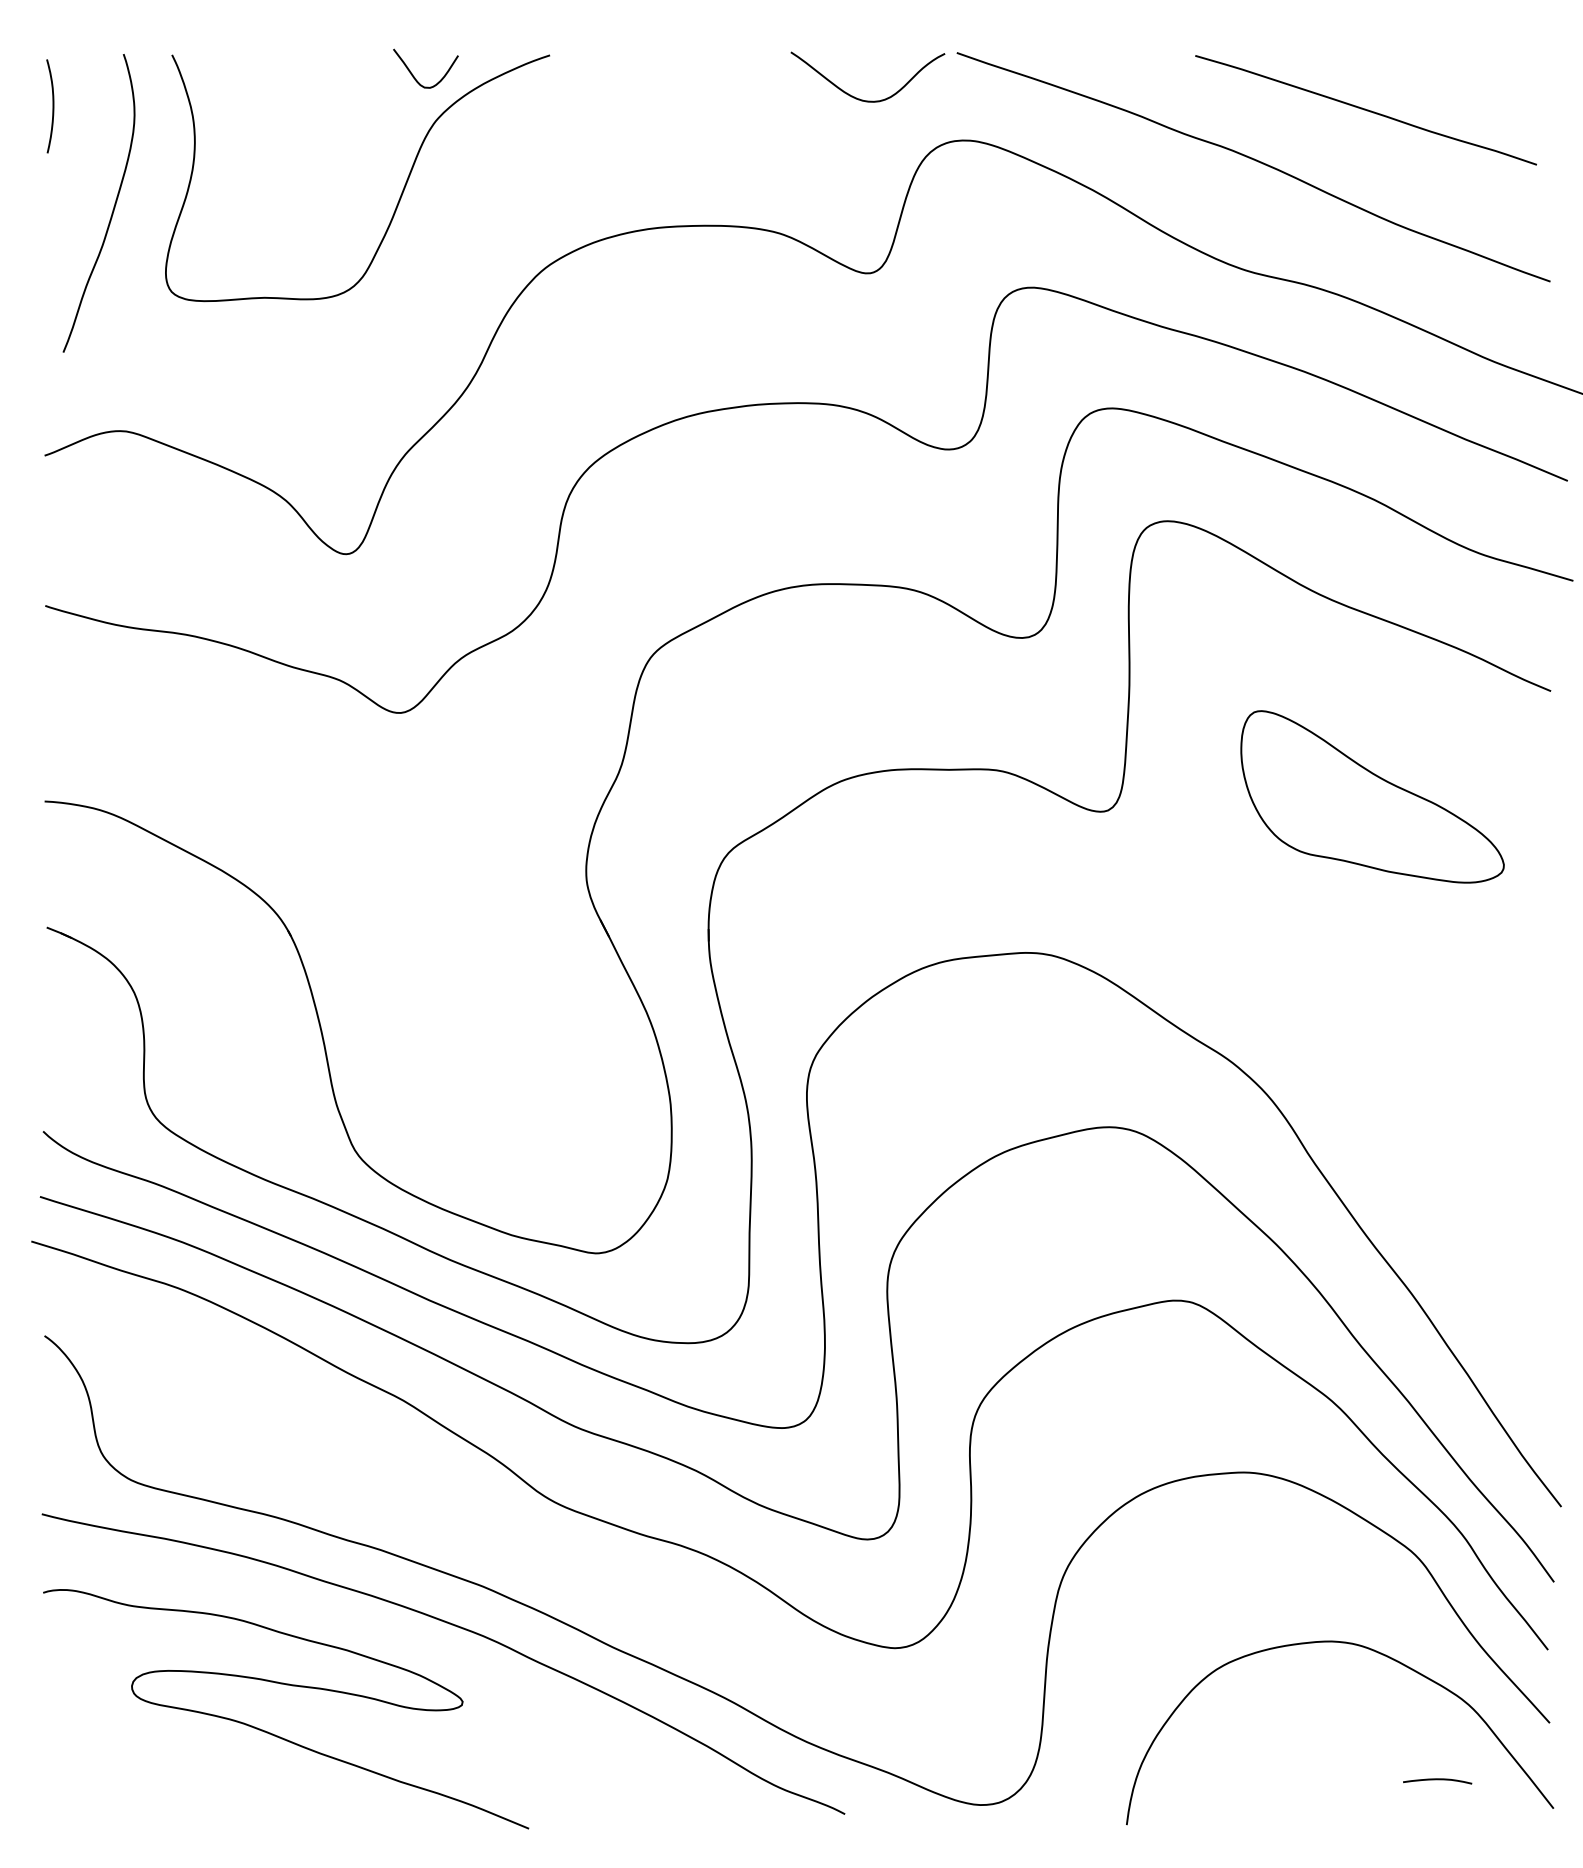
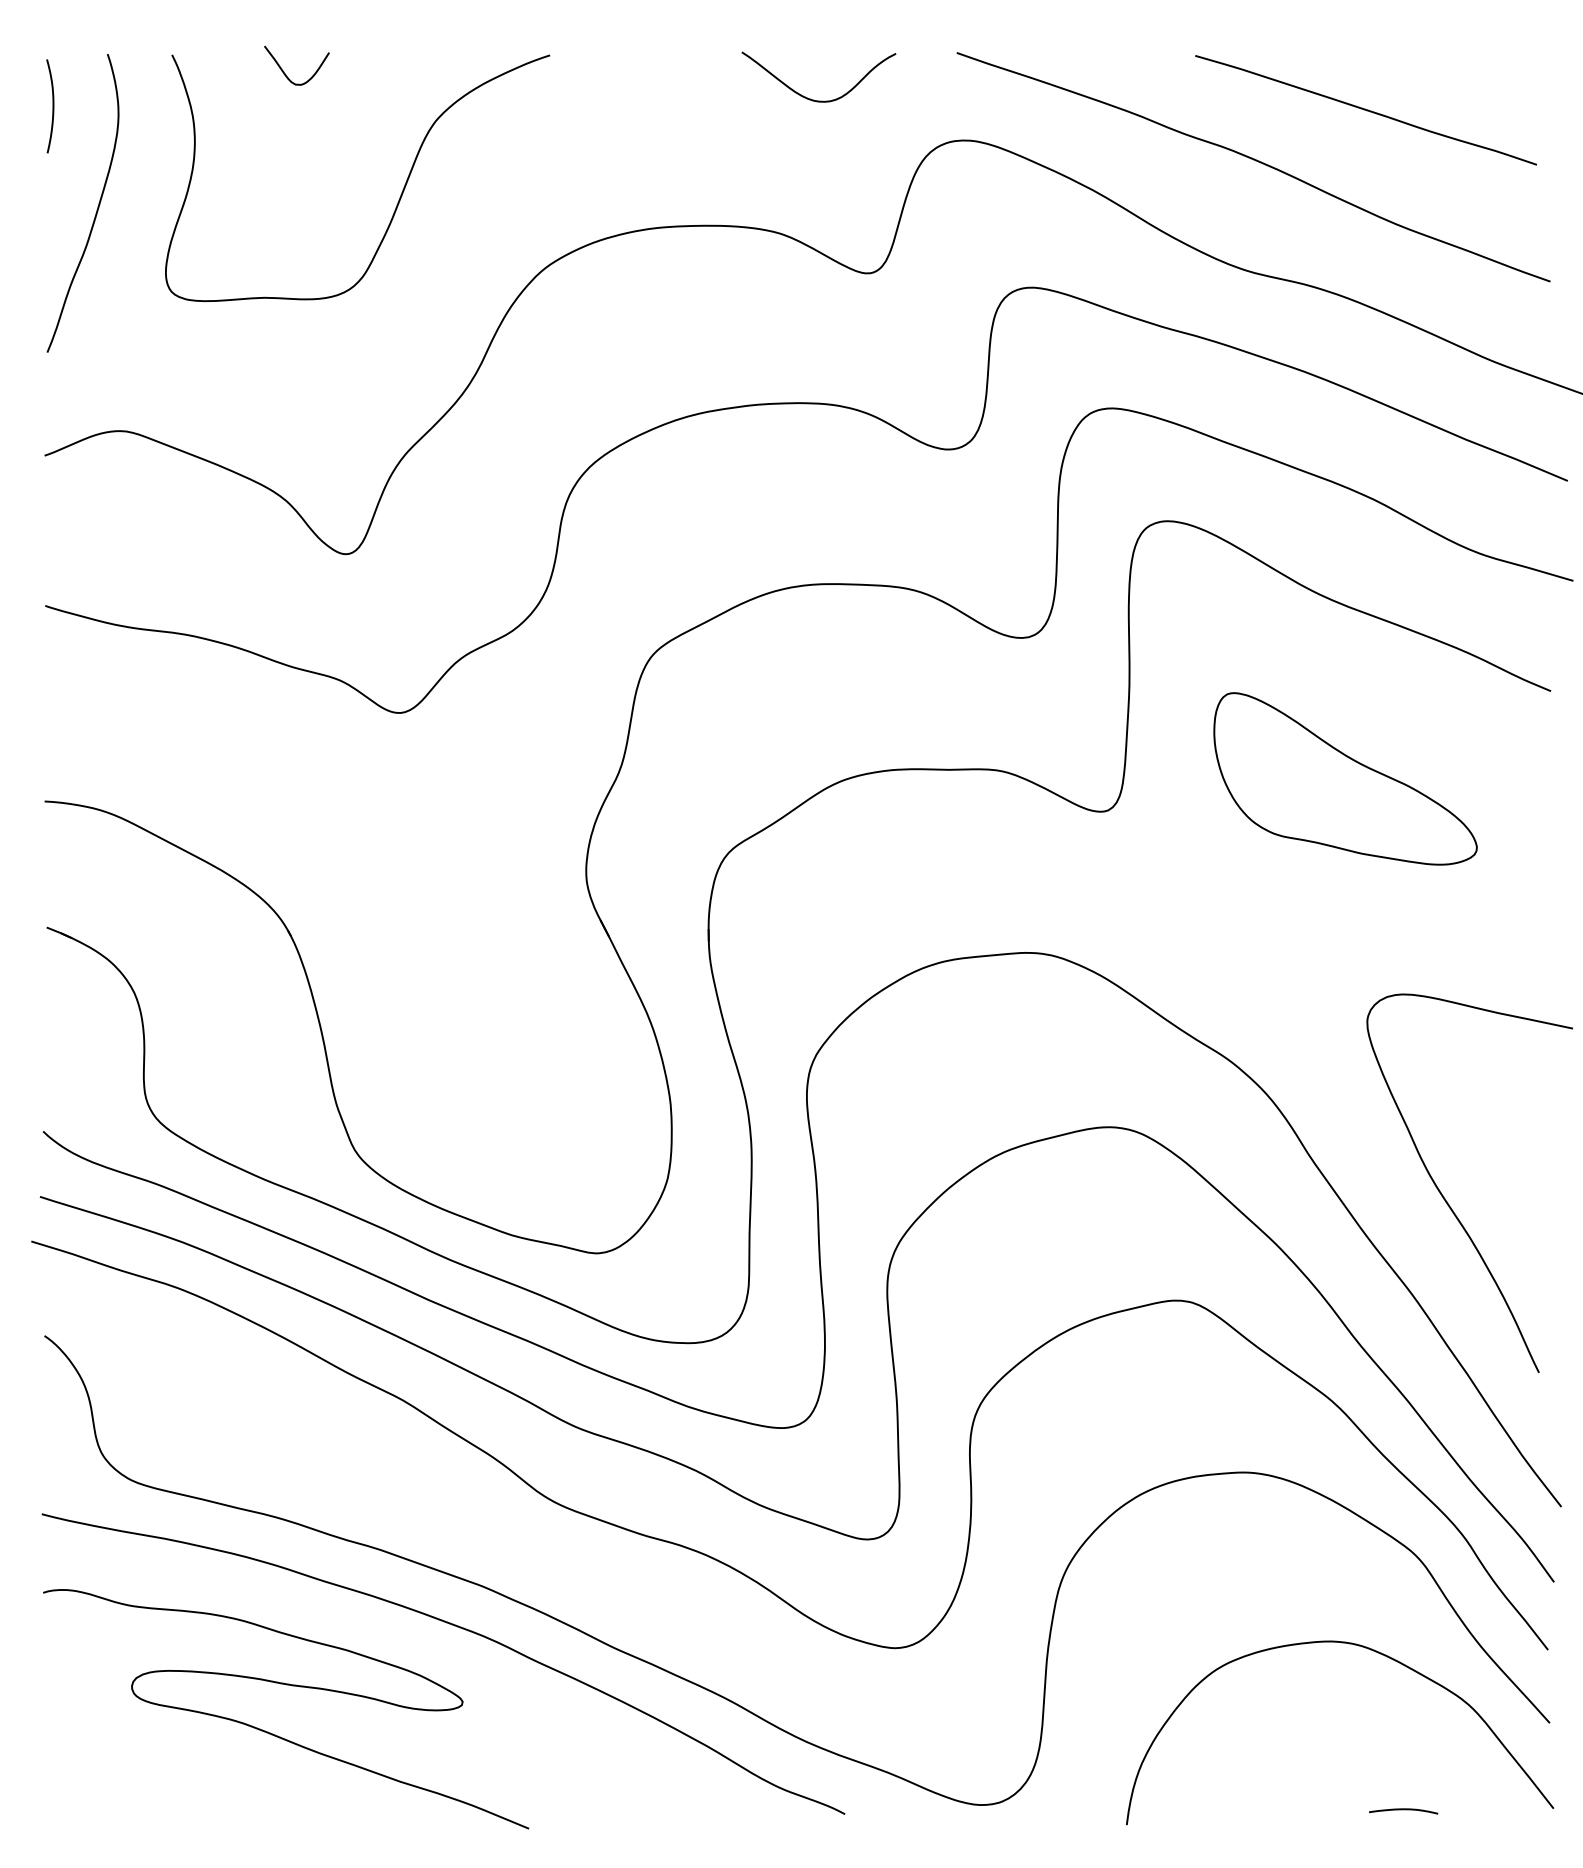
curve position: (413, 74) -> (284, 71) (284, 71)
curve position: (859, 98) -> (810, 98) (810, 98)
curve position: (112, 209) -> (96, 209) (96, 209)
part position: (1372, 796) -> (1345, 778) (1345, 778)
curve: none -> present (1445, 1198)
curve position: (1437, 1780) -> (1403, 1810) (1403, 1810)
